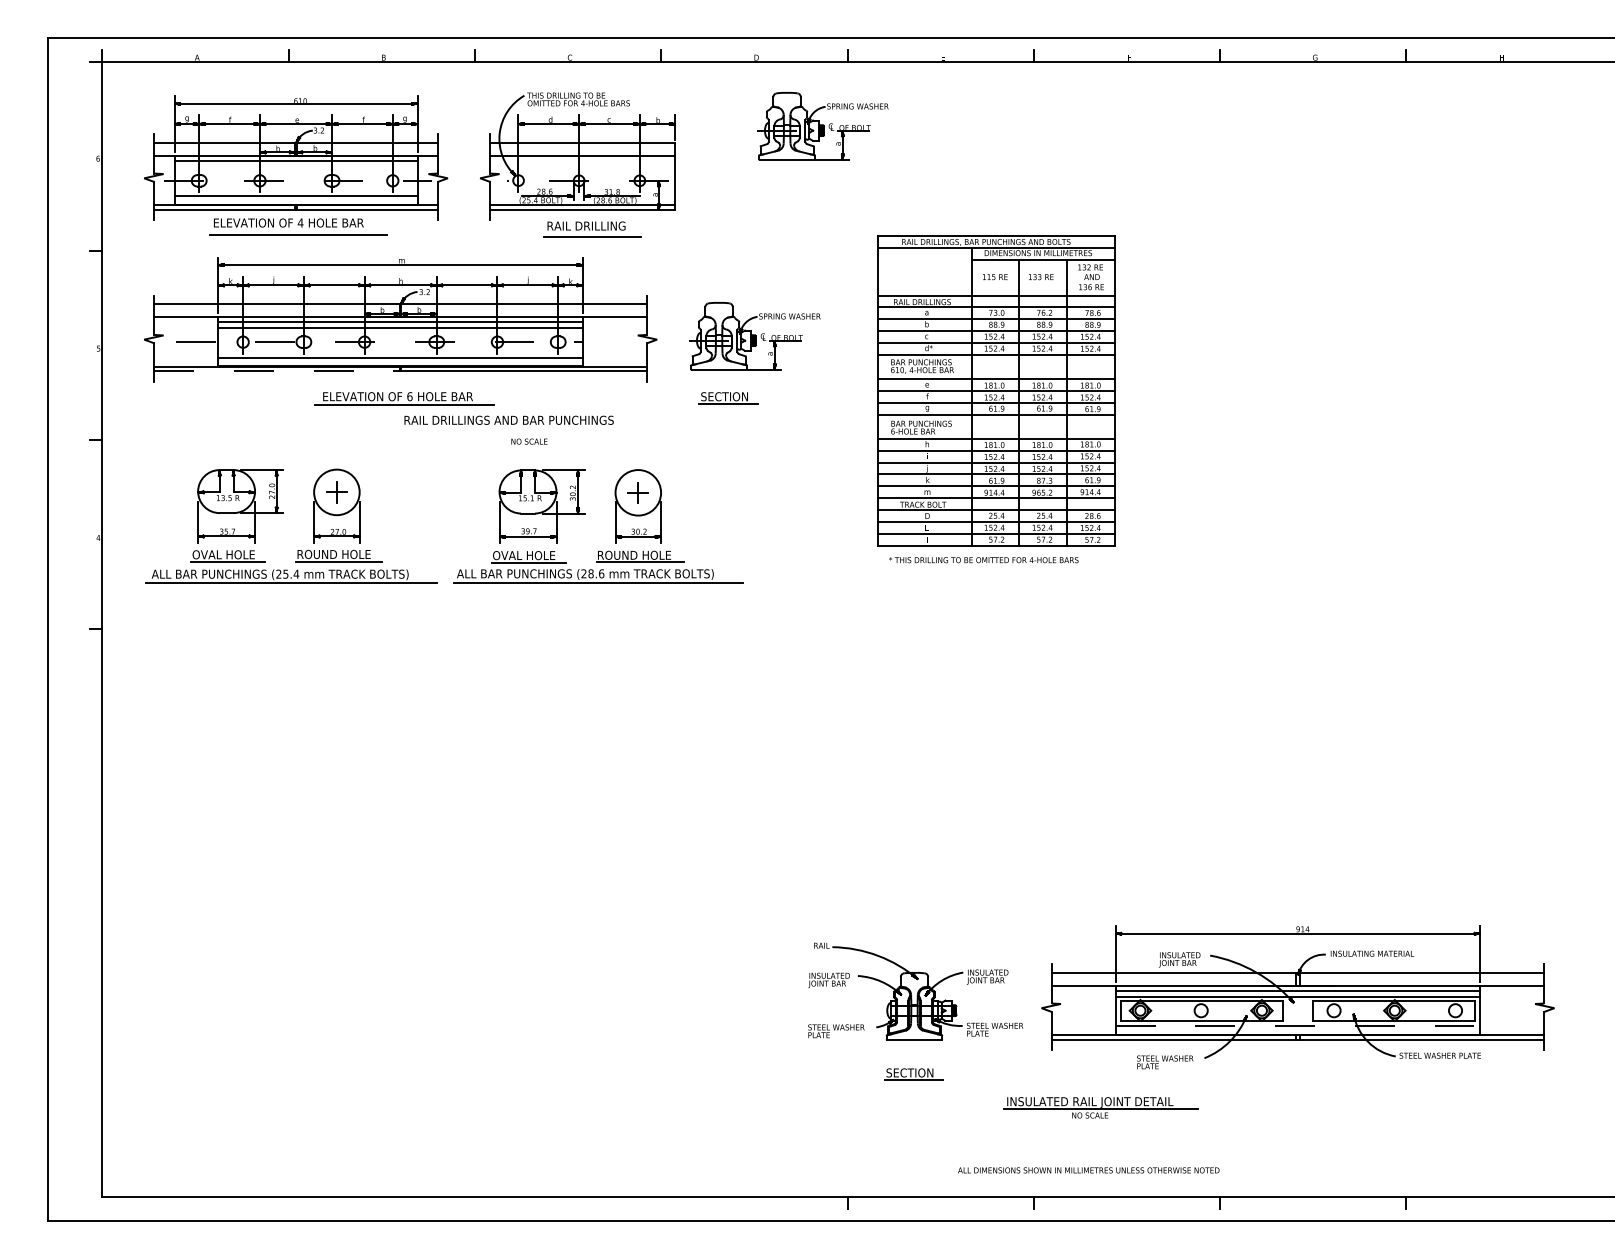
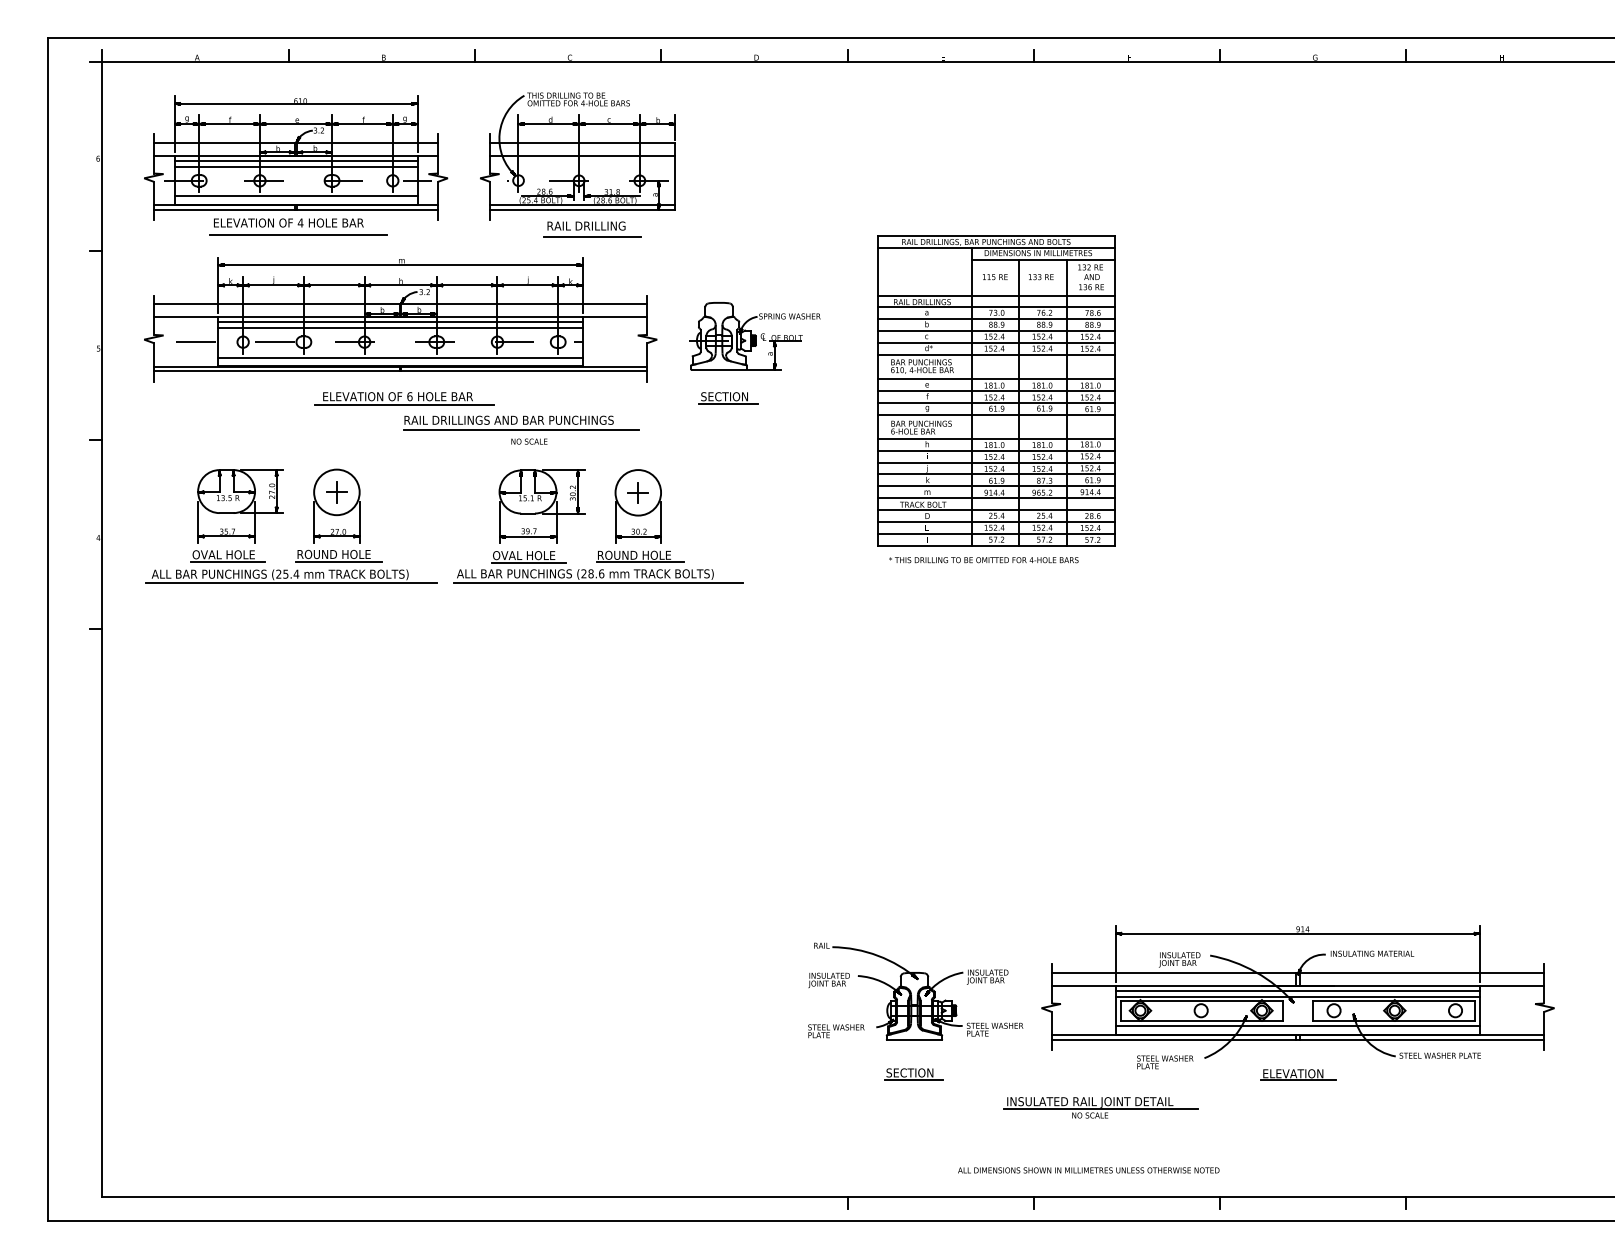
part: present -> none (822, 126)
line: none -> present (295, 166)
line: dashed -> solid (277, 371)
line: none -> present (520, 430)
line: dashed -> solid (1298, 1026)
part: none -> present (1298, 1074)
